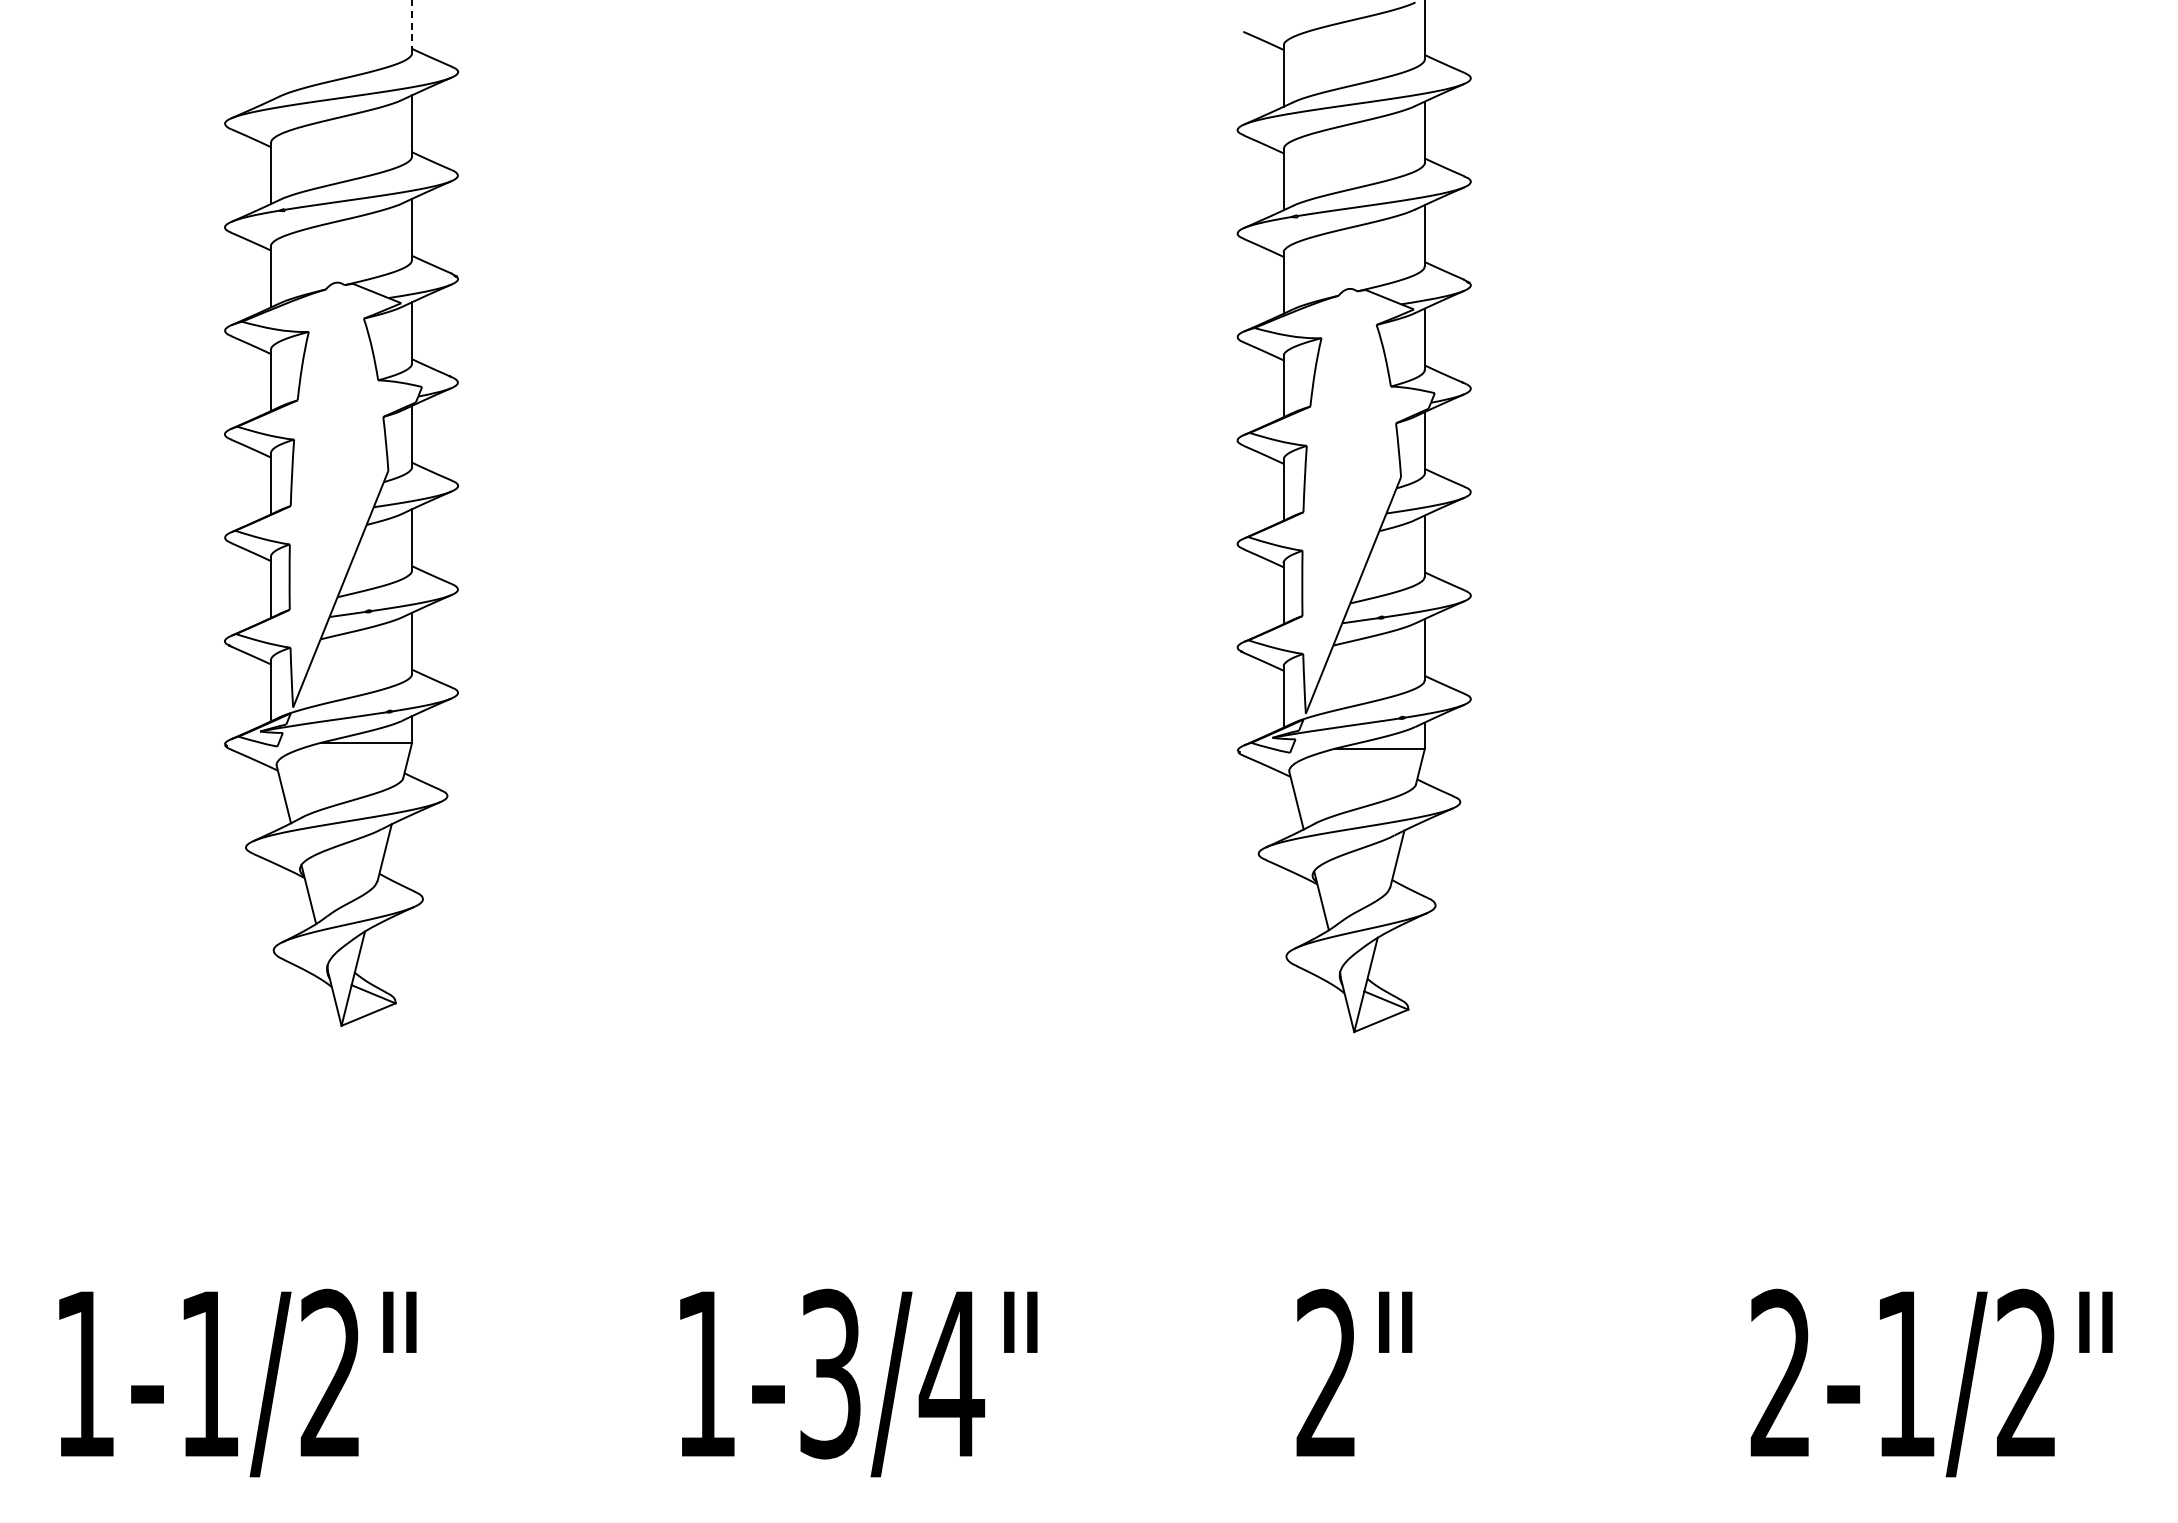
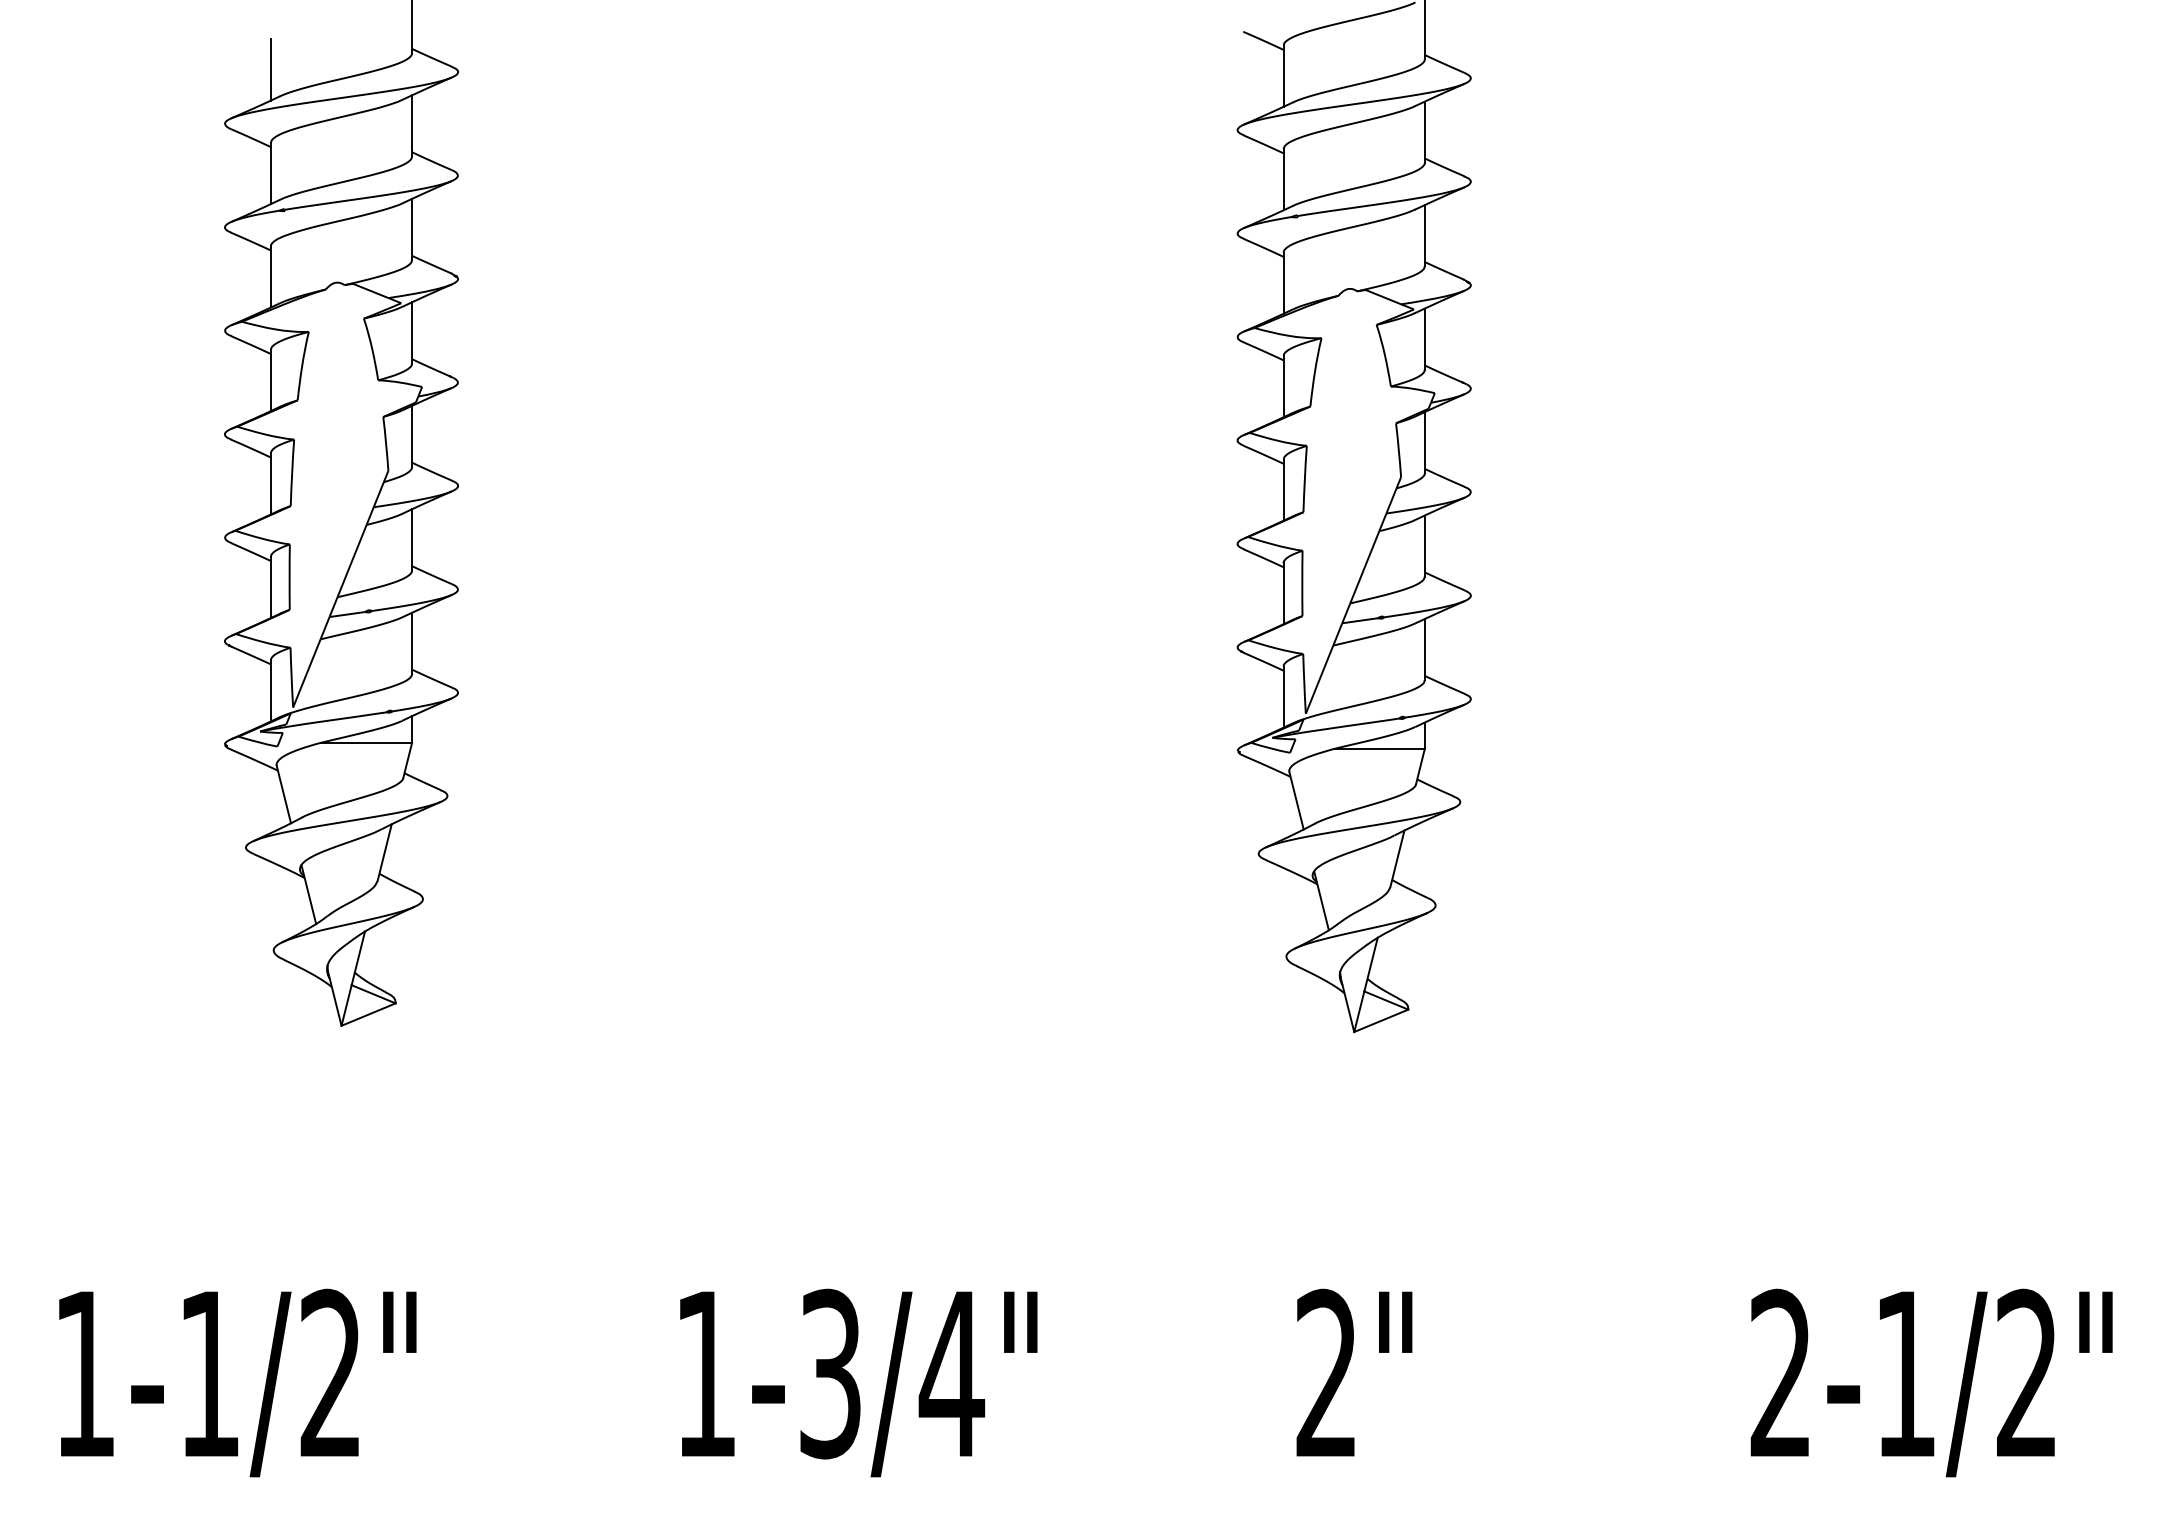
line: dashed -> solid (412, 26)
line: none -> present (271, 69)
